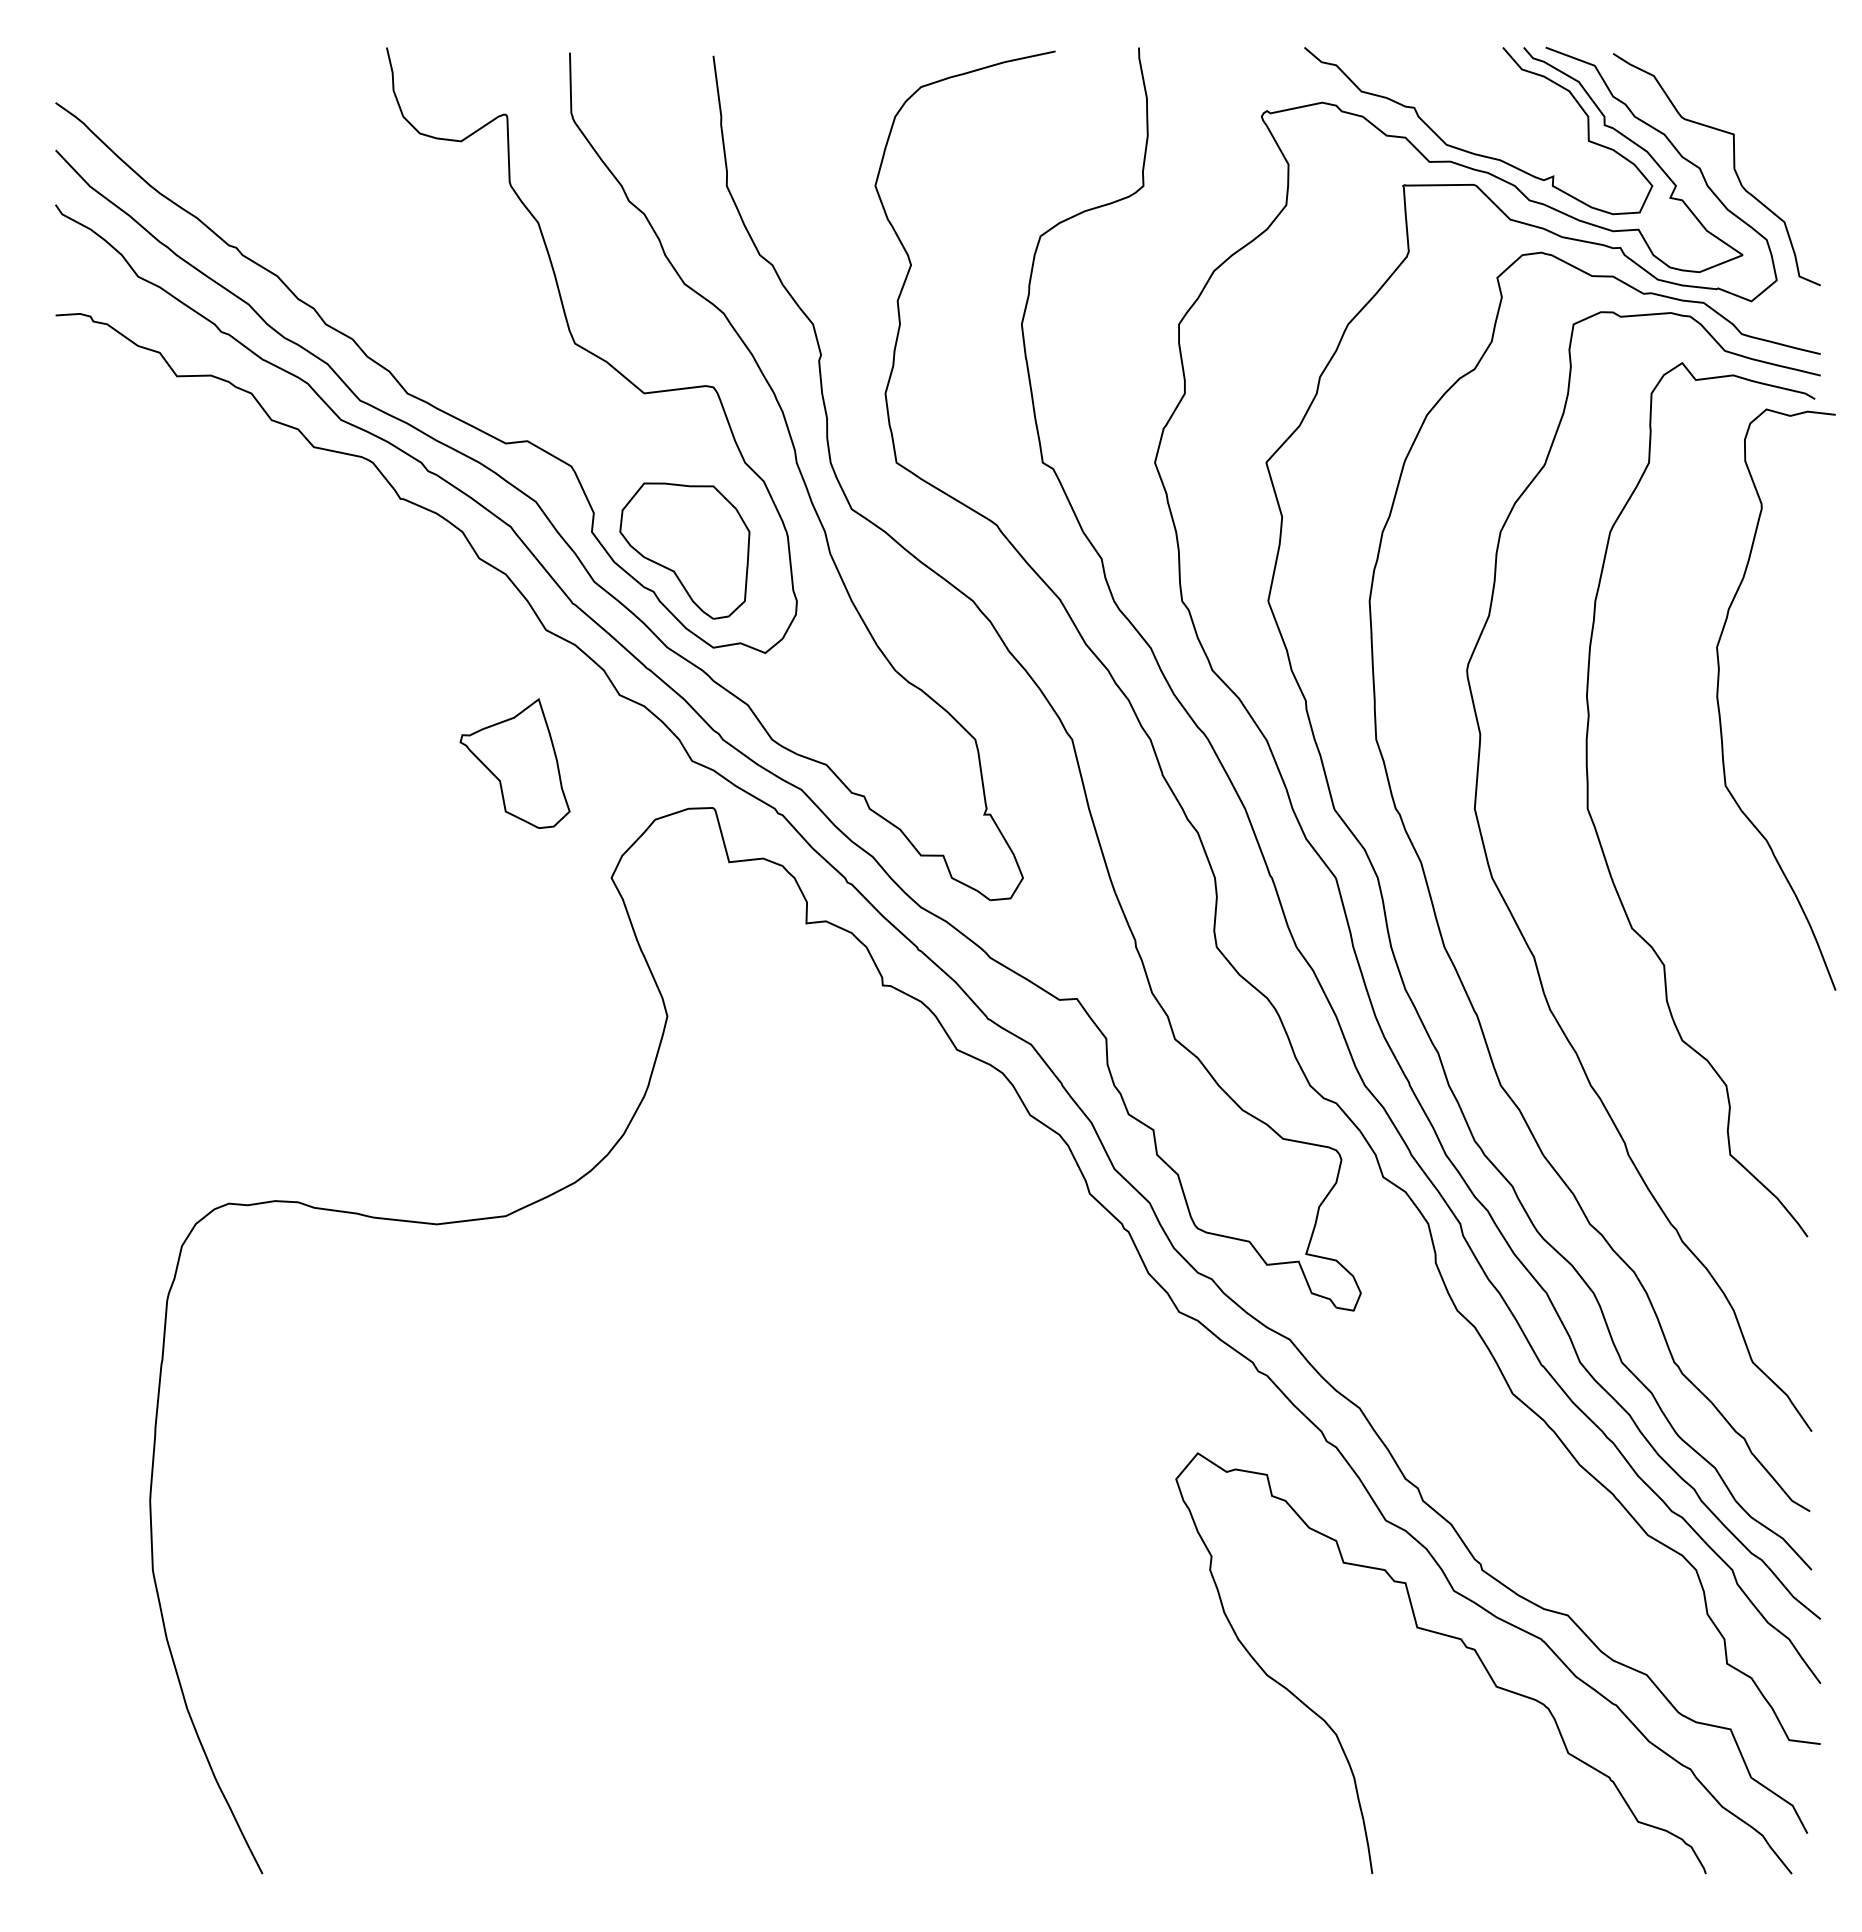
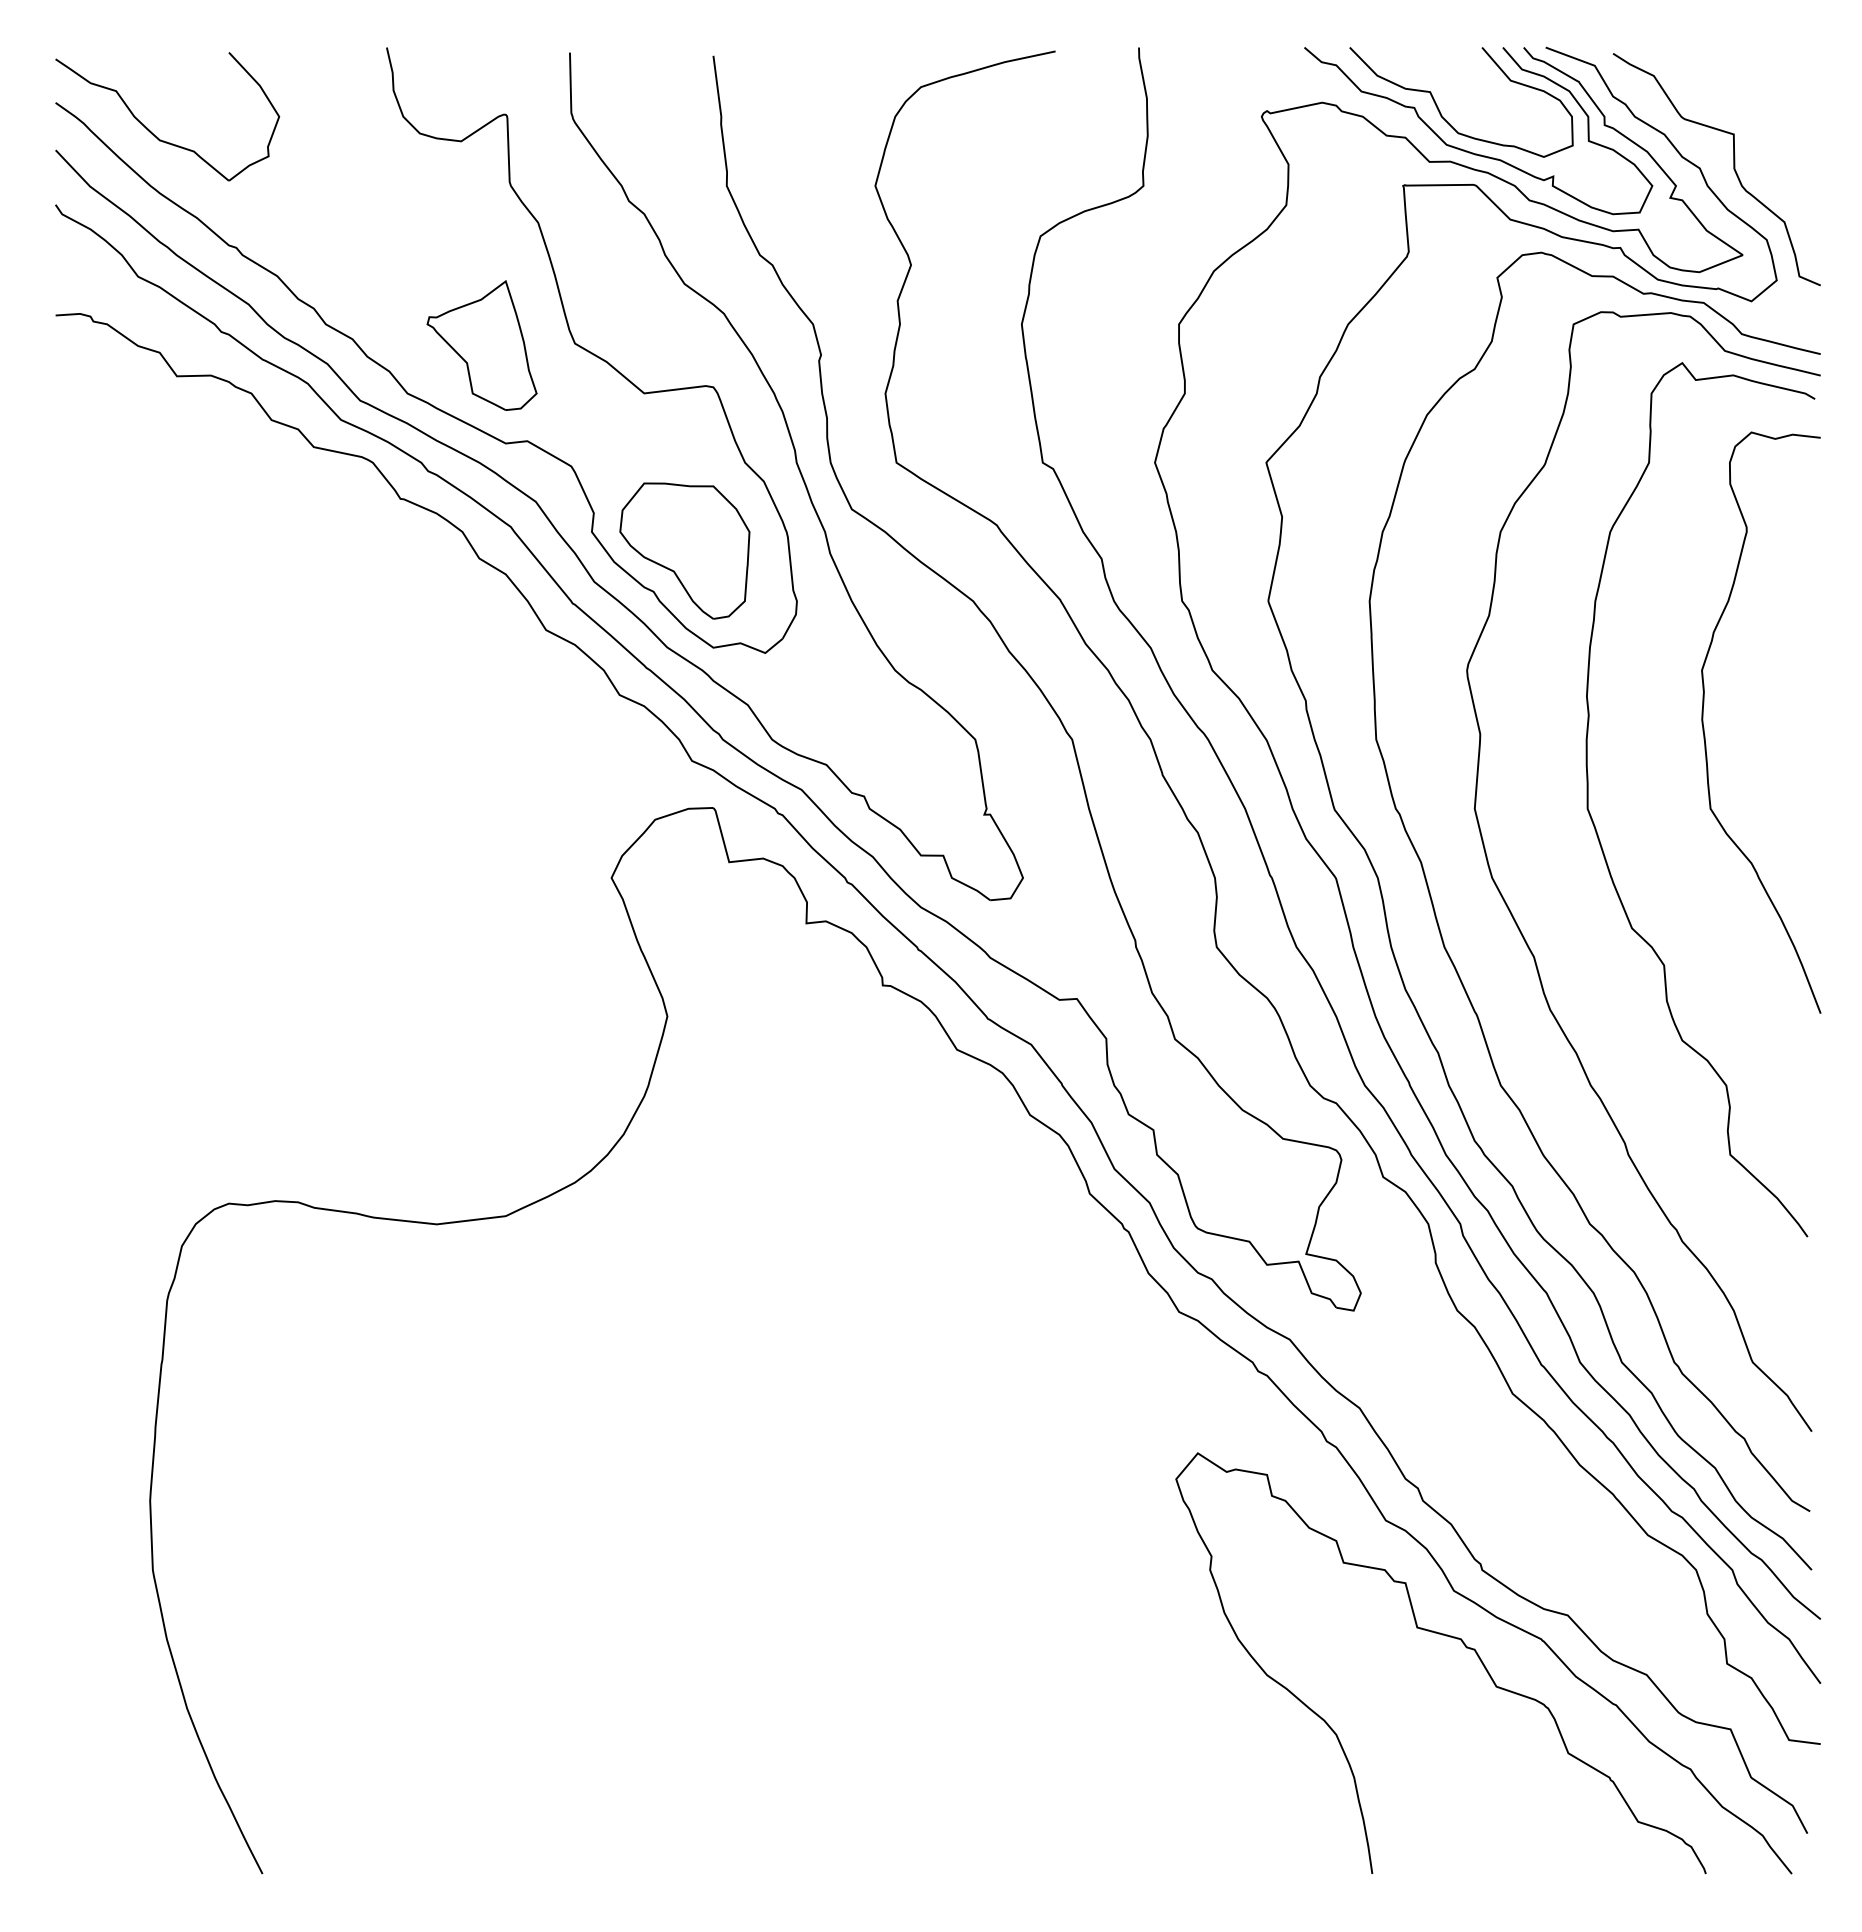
curve: none -> present (1441, 113)
part: none -> present (151, 131)
curve position: (1719, 704) -> (1704, 727) (1704, 727)
part position: (514, 763) -> (481, 345) (481, 345)
